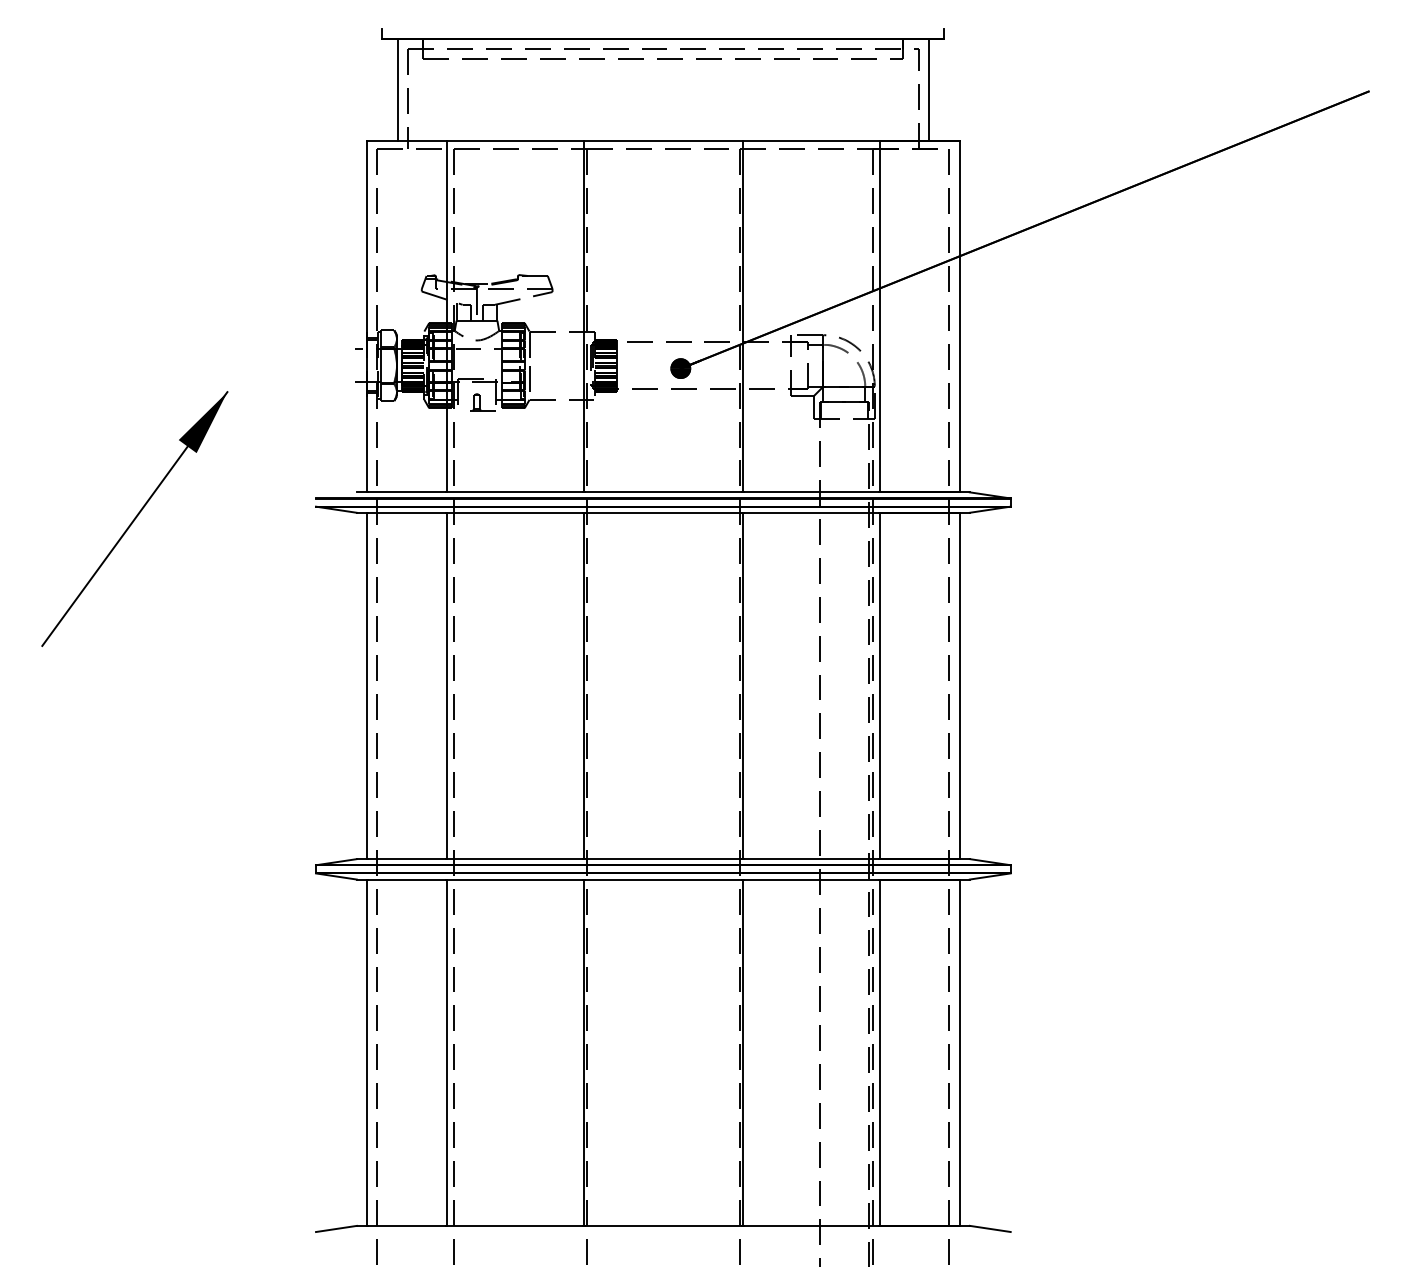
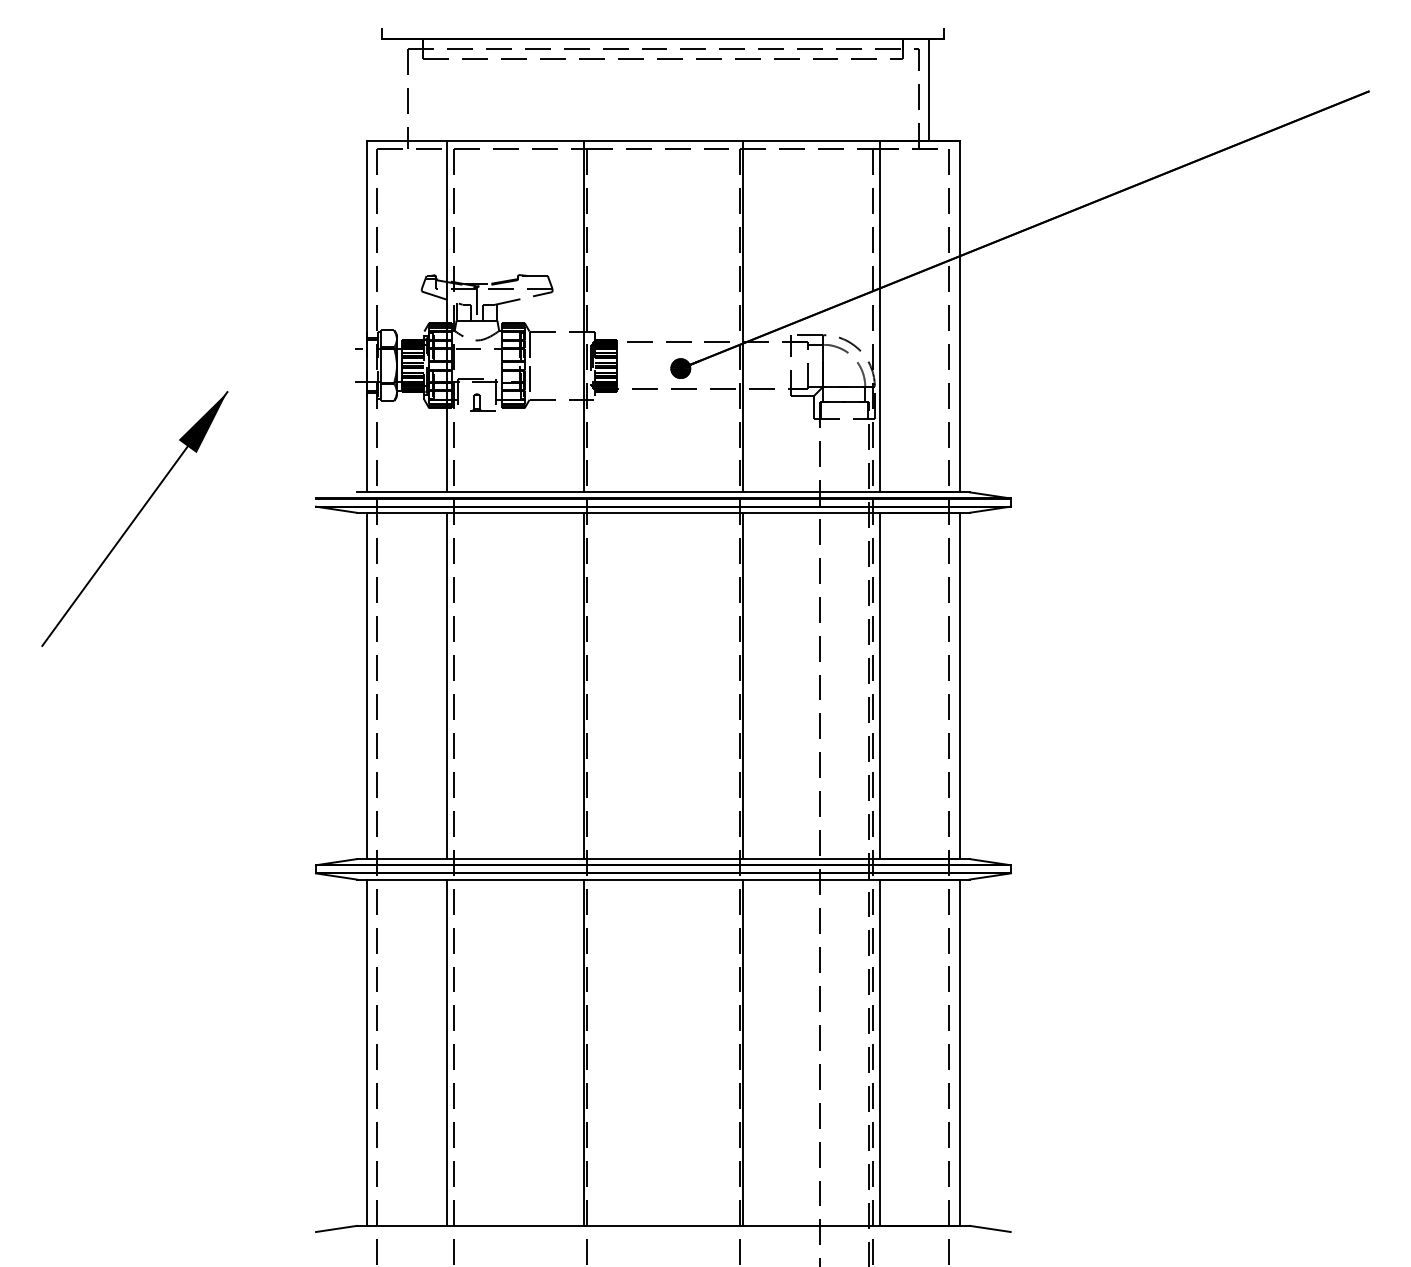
line: present -> none (397, 89)
